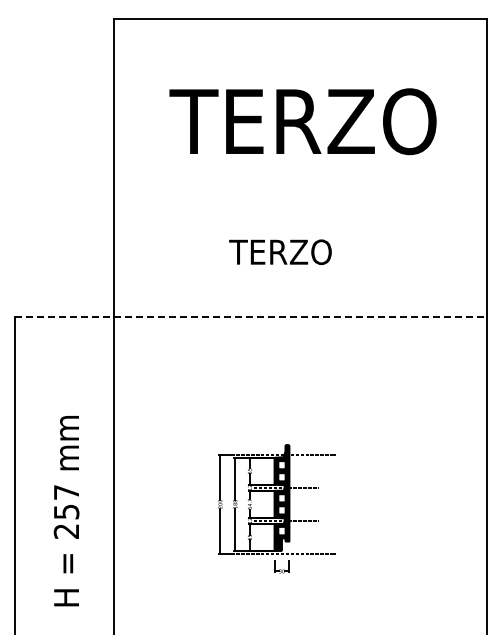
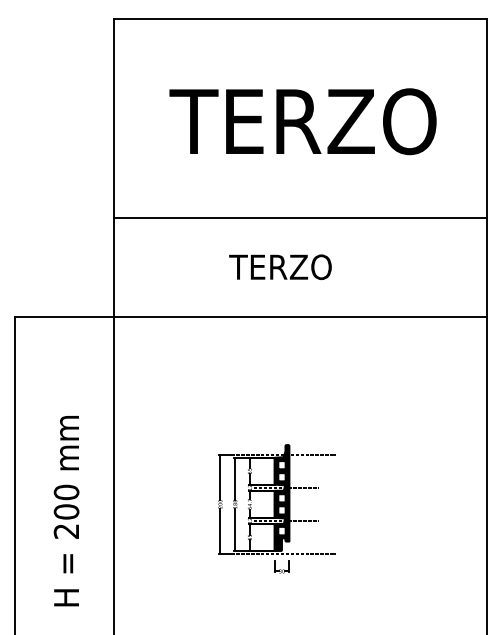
line: none -> present (300, 217)
text position: (280, 251) -> (280, 266) (280, 266)
line: dashed -> solid (251, 316)
text: 257 -> 200 (66, 501)
